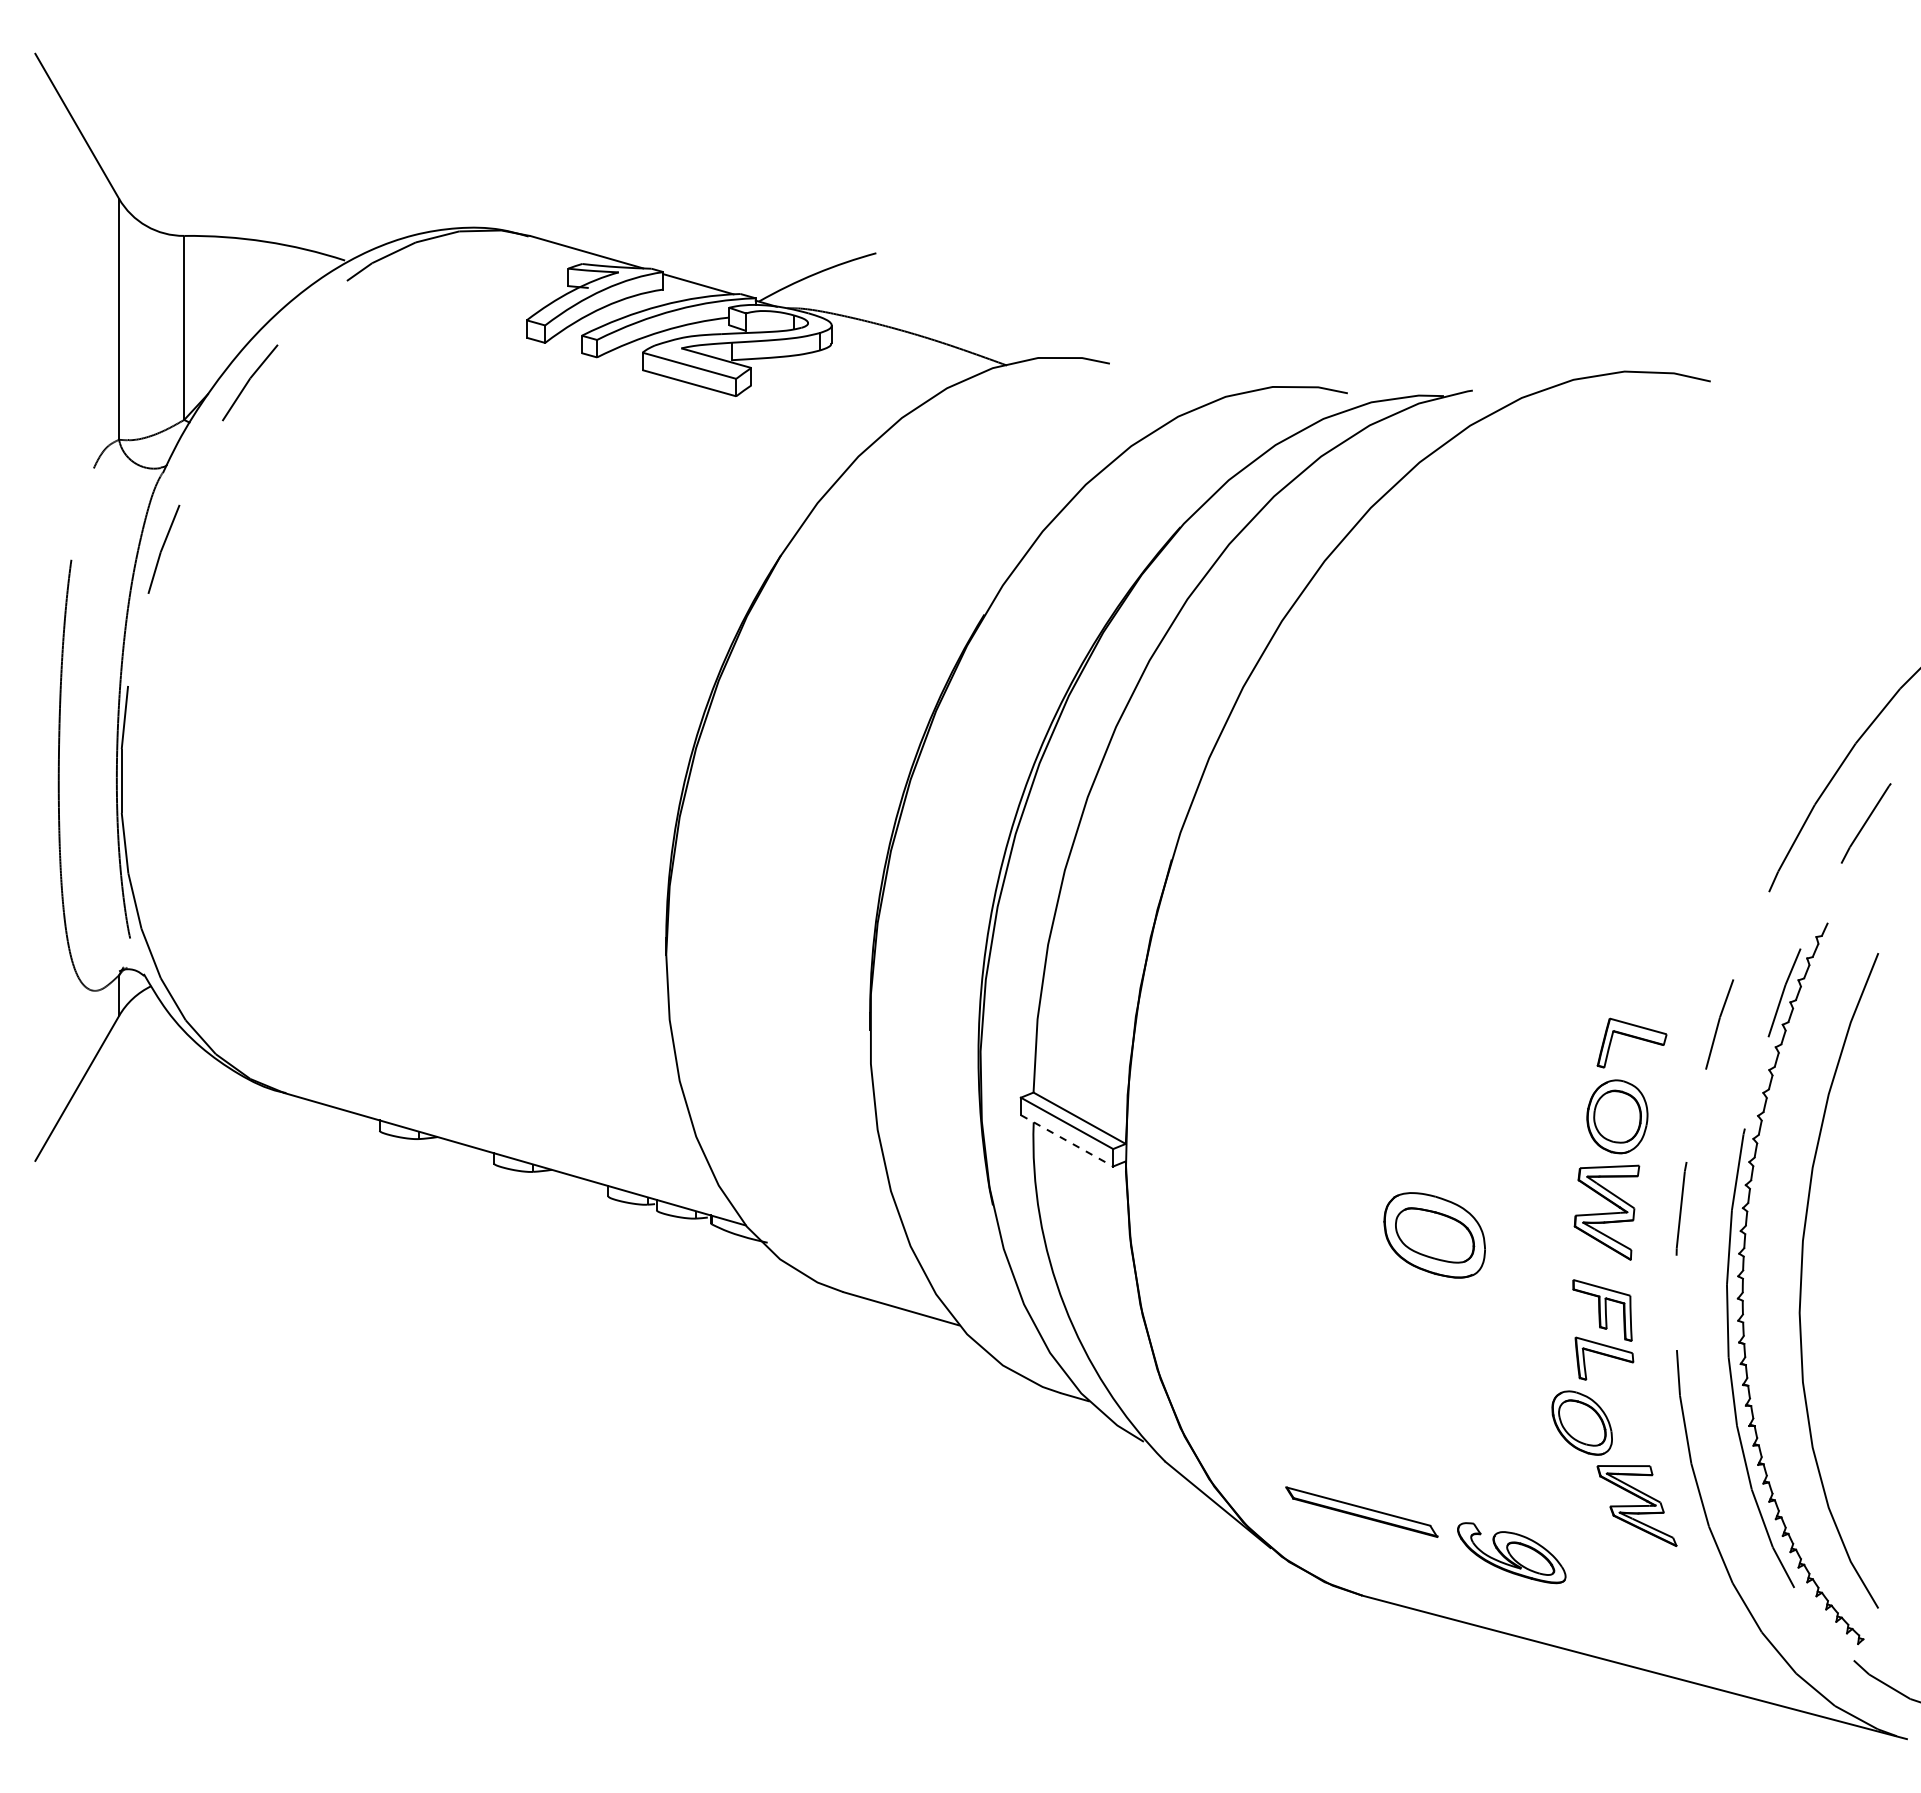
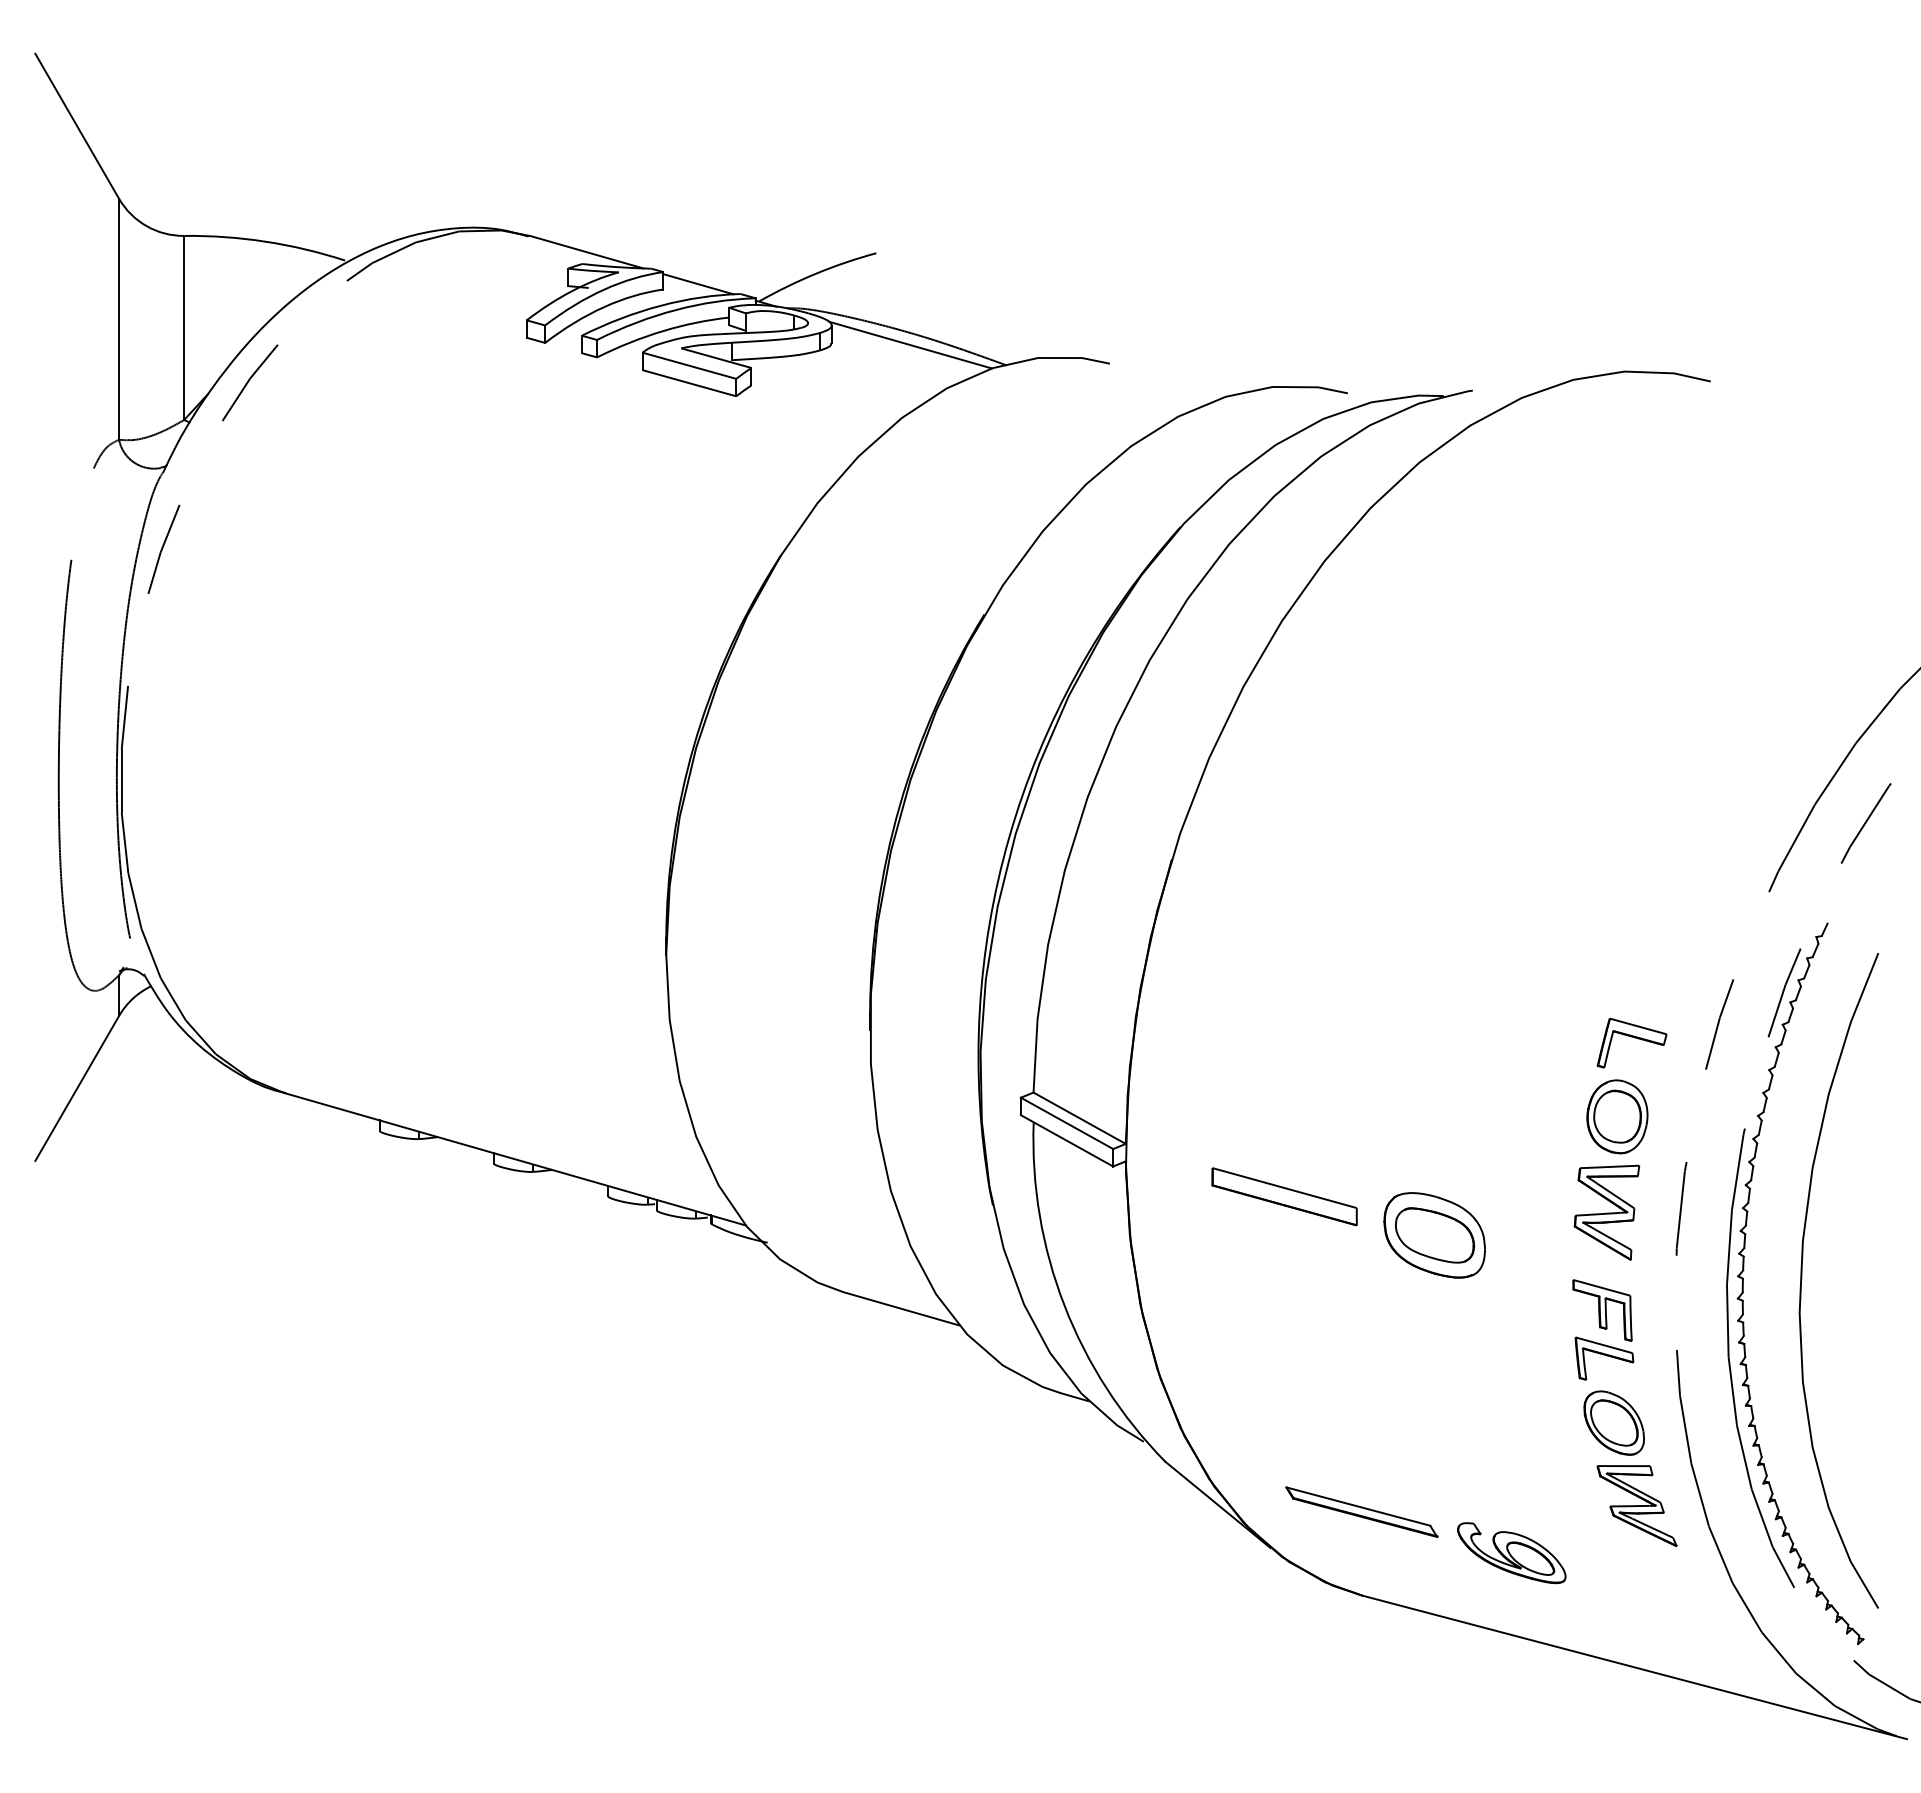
line: none -> present (910, 344)
line: dashed -> solid (1067, 1140)
part: none -> present (1284, 1196)
part position: (1581, 1422) -> (1613, 1422) (1613, 1422)
